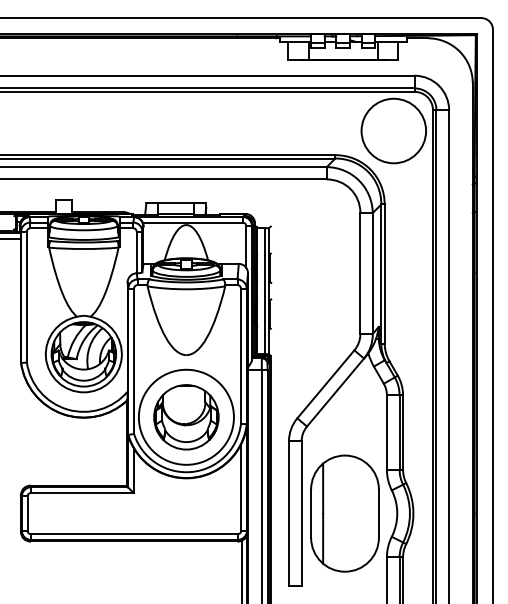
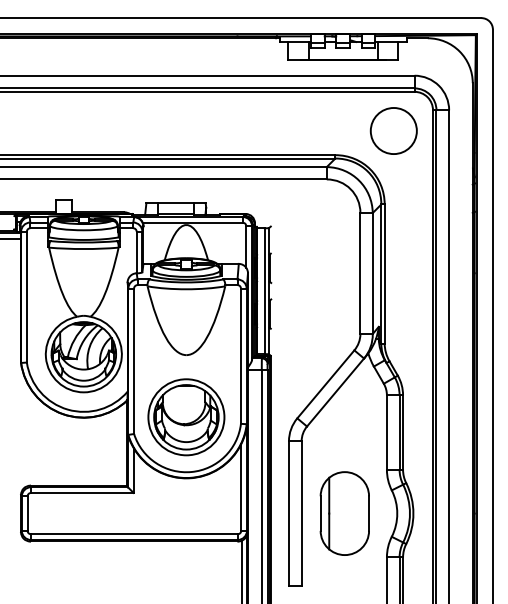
circle diameter: 65 px -> 46 px (393, 130)
circle diameter: 95 px -> 76 px (186, 417)
part size: 70x119 px -> 51x85 px (344, 513)
